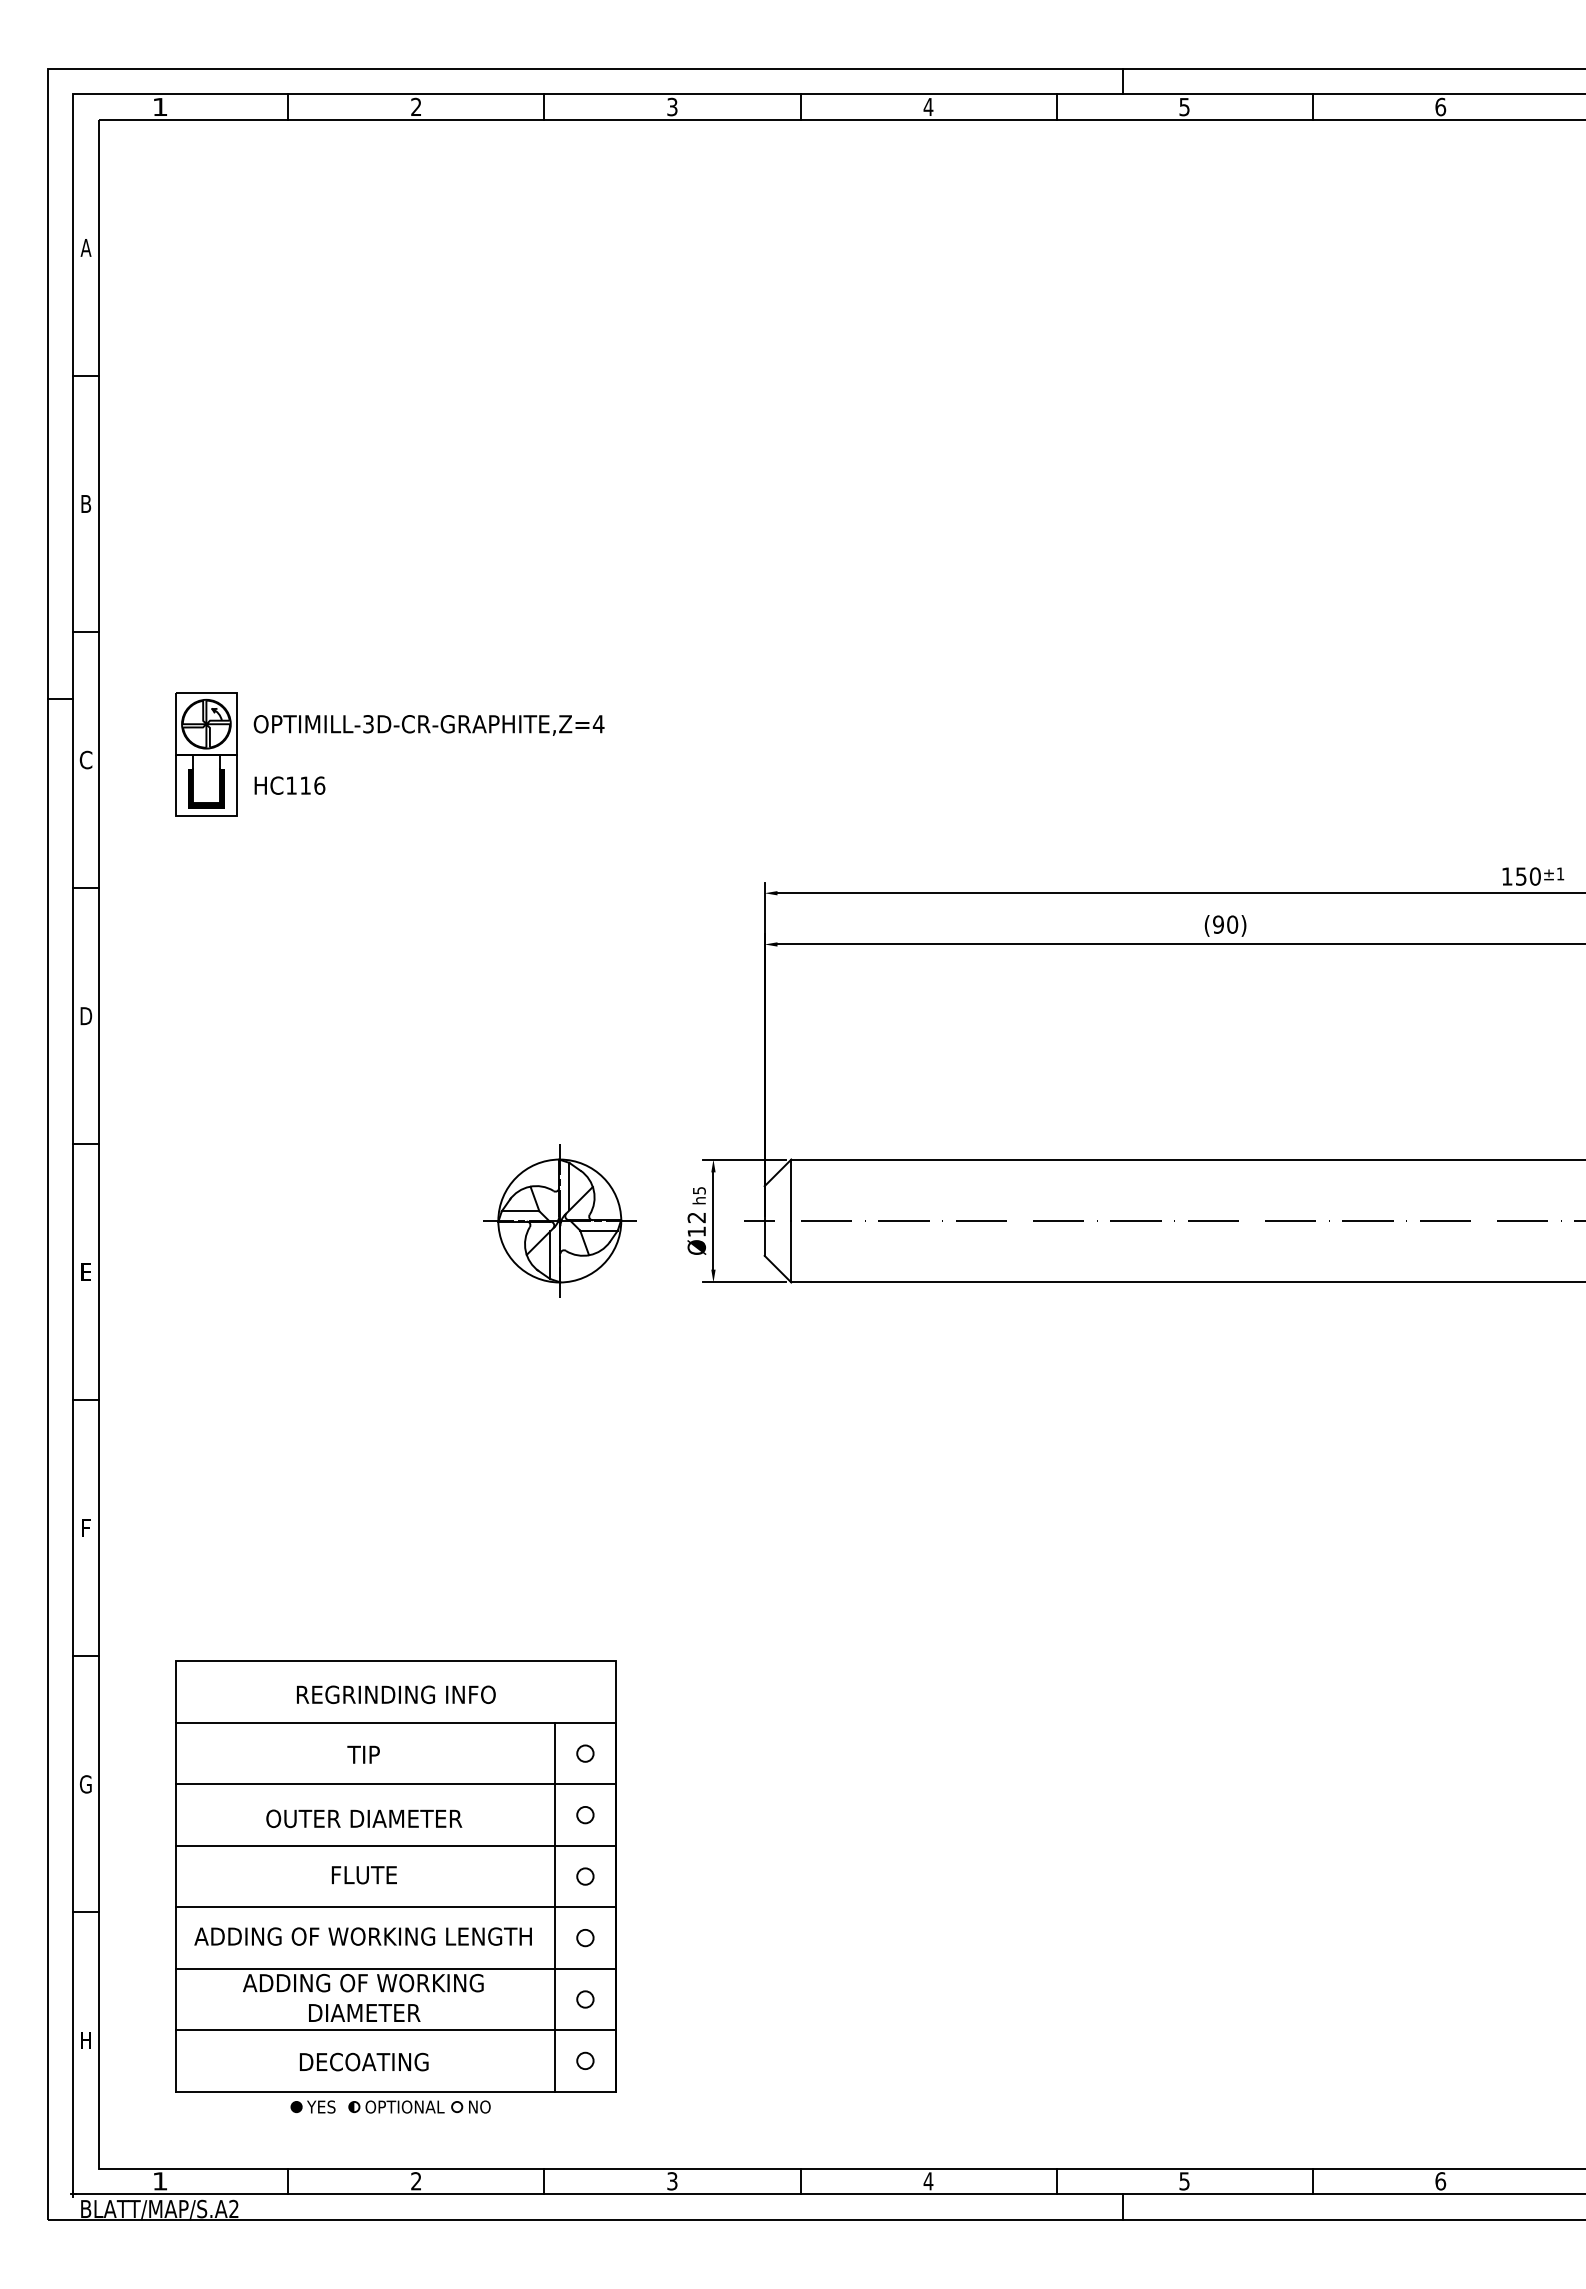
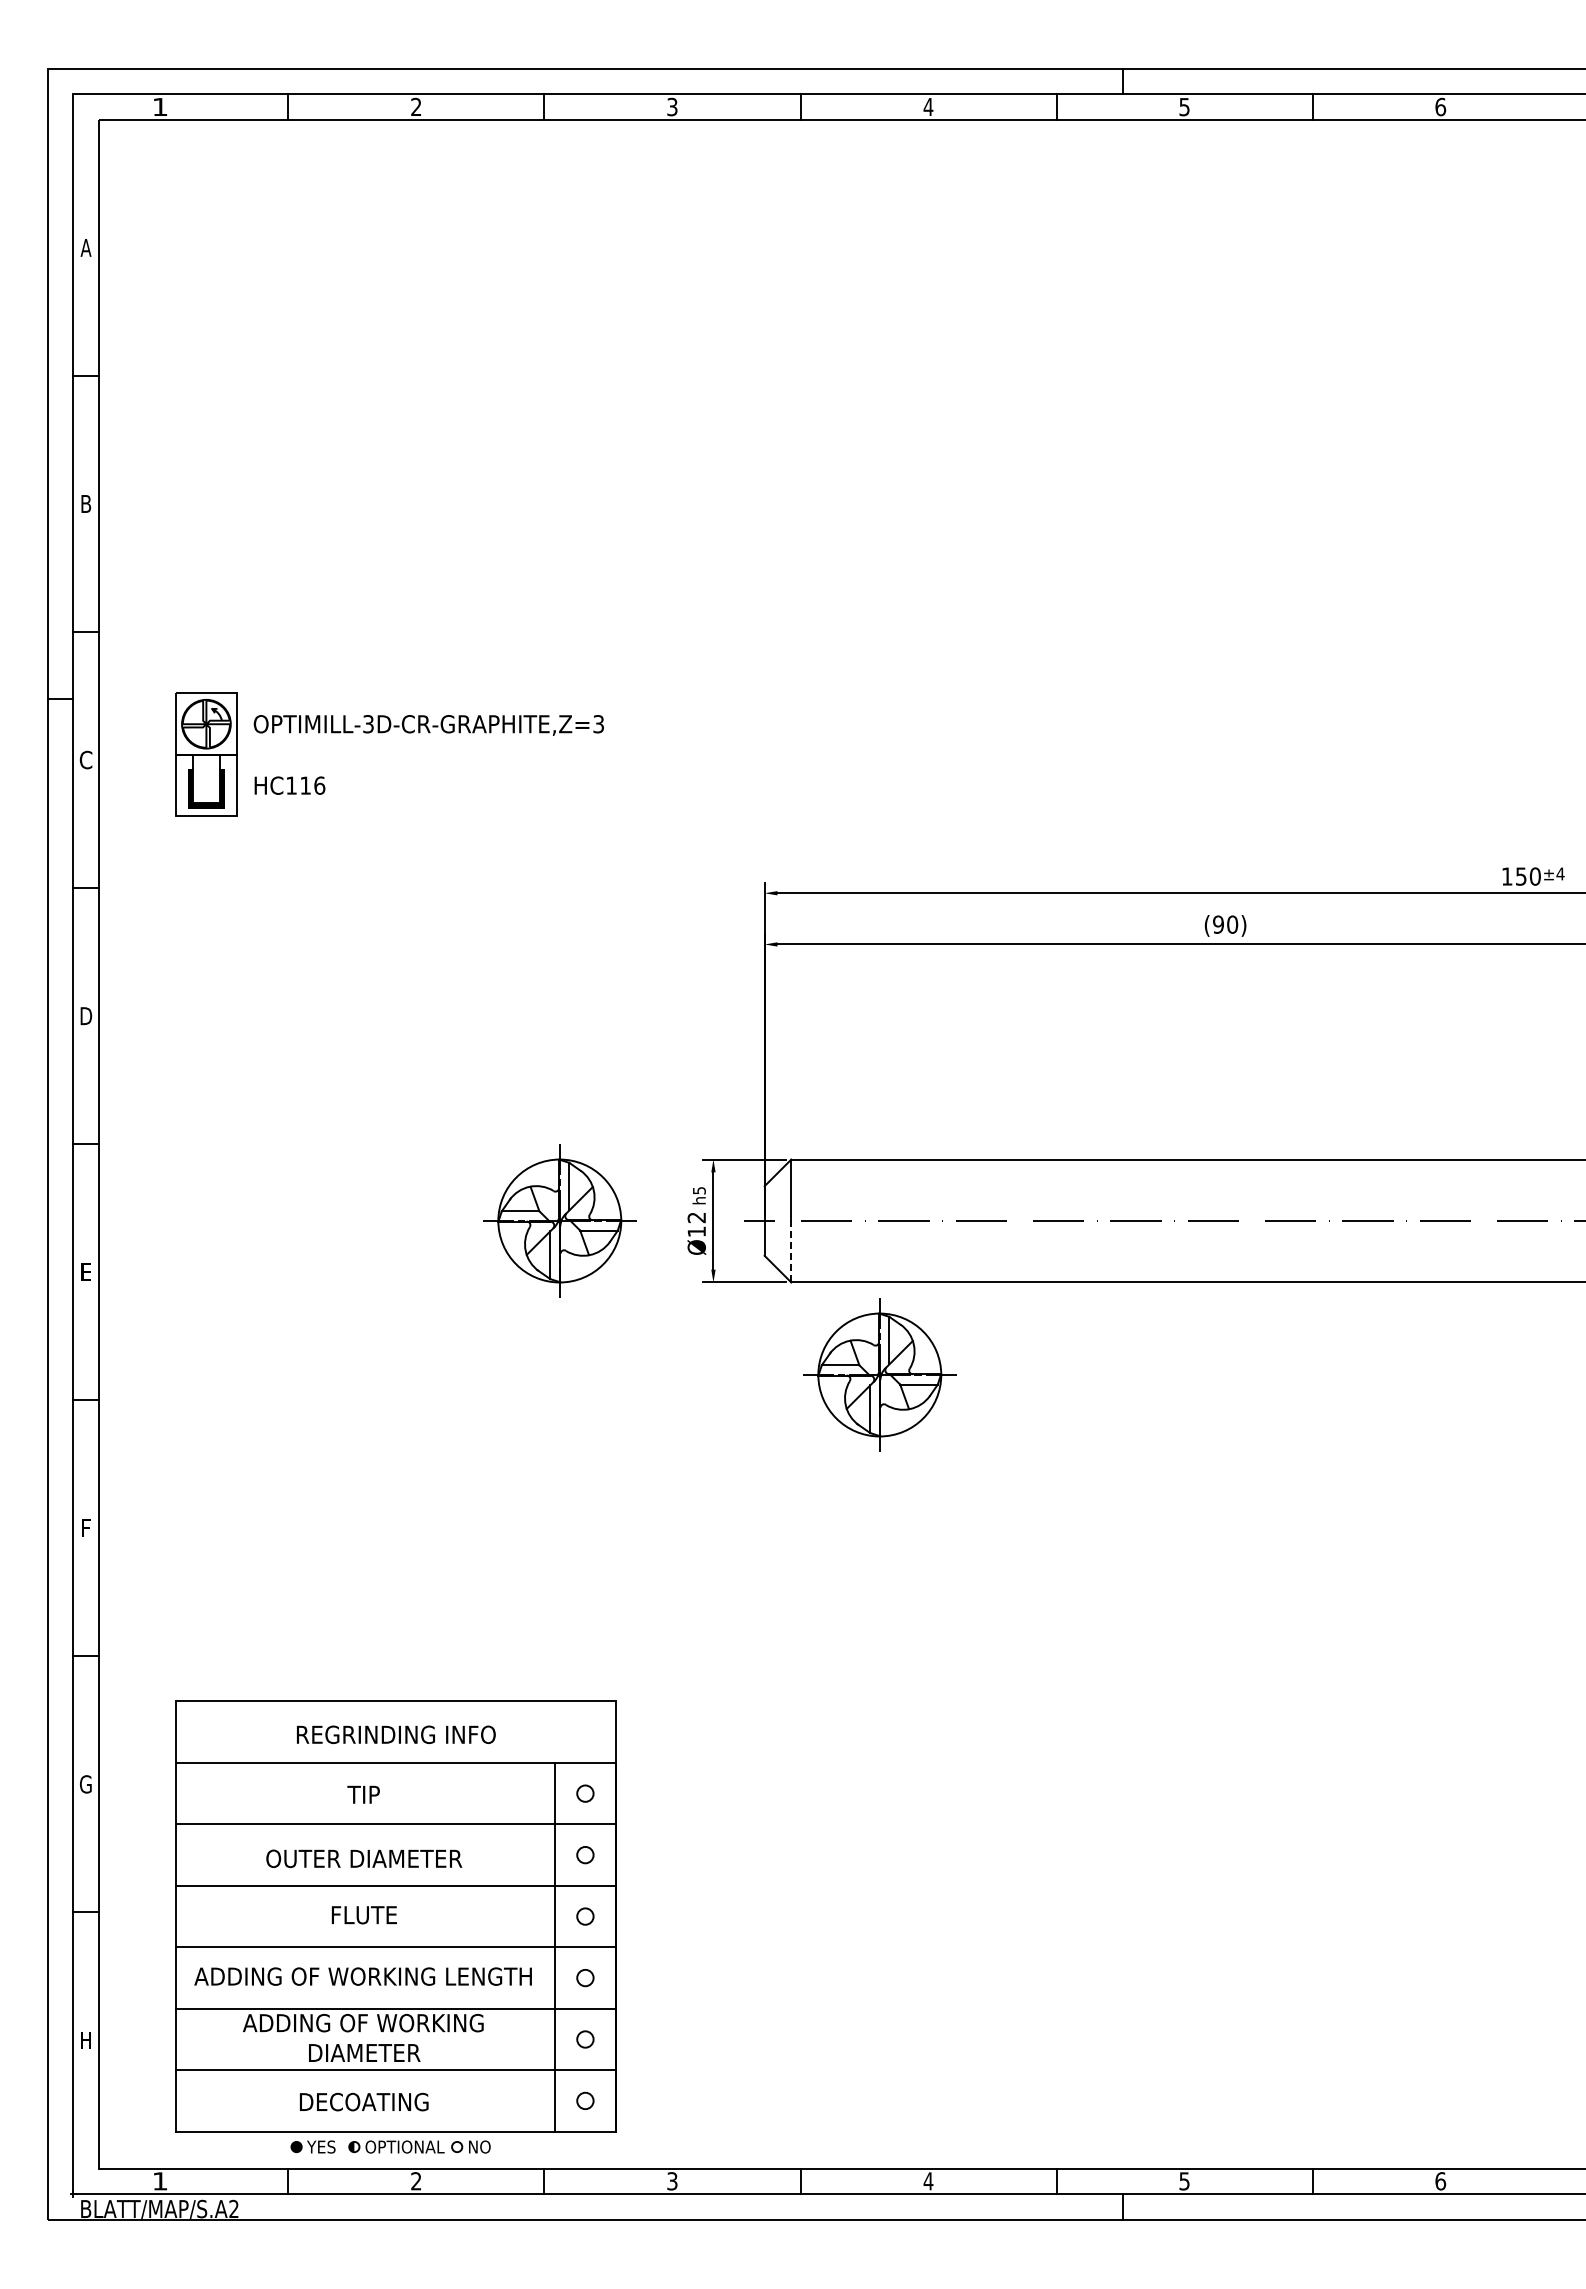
text: OPTIMILL-3D-CR-GRAPHITE,Z=4 -> OPTIMILL-3D-CR-GRAPHITE,Z=3 (598, 724)
text: ±1 -> ±4 (1560, 873)
line: solid -> dashed (791, 1251)
part: none -> present (879, 1374)
part position: (395, 1886) -> (395, 1926) (395, 1926)
